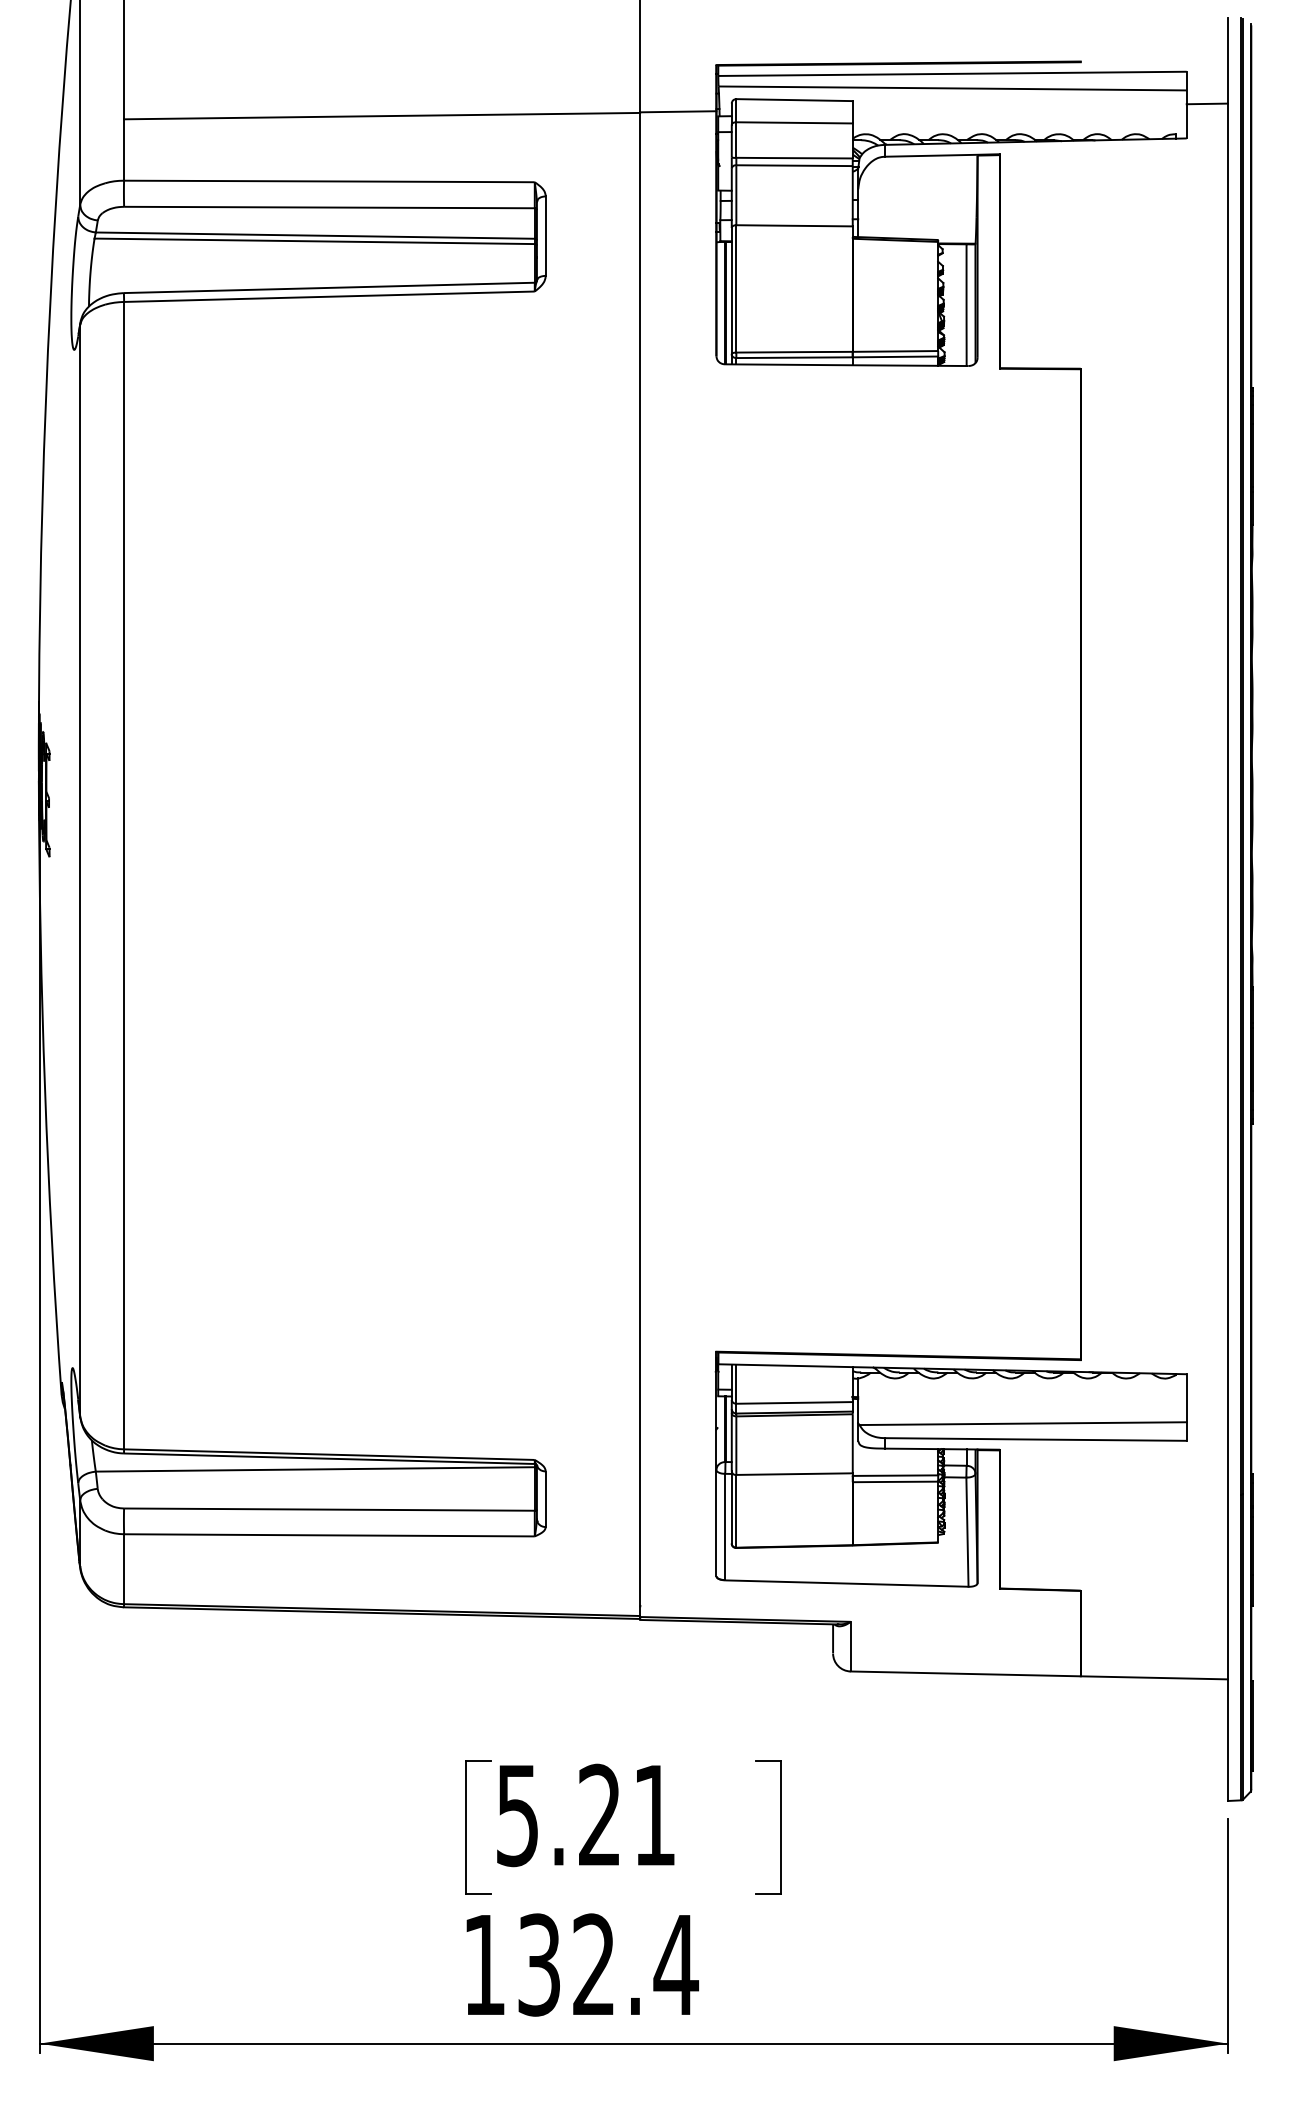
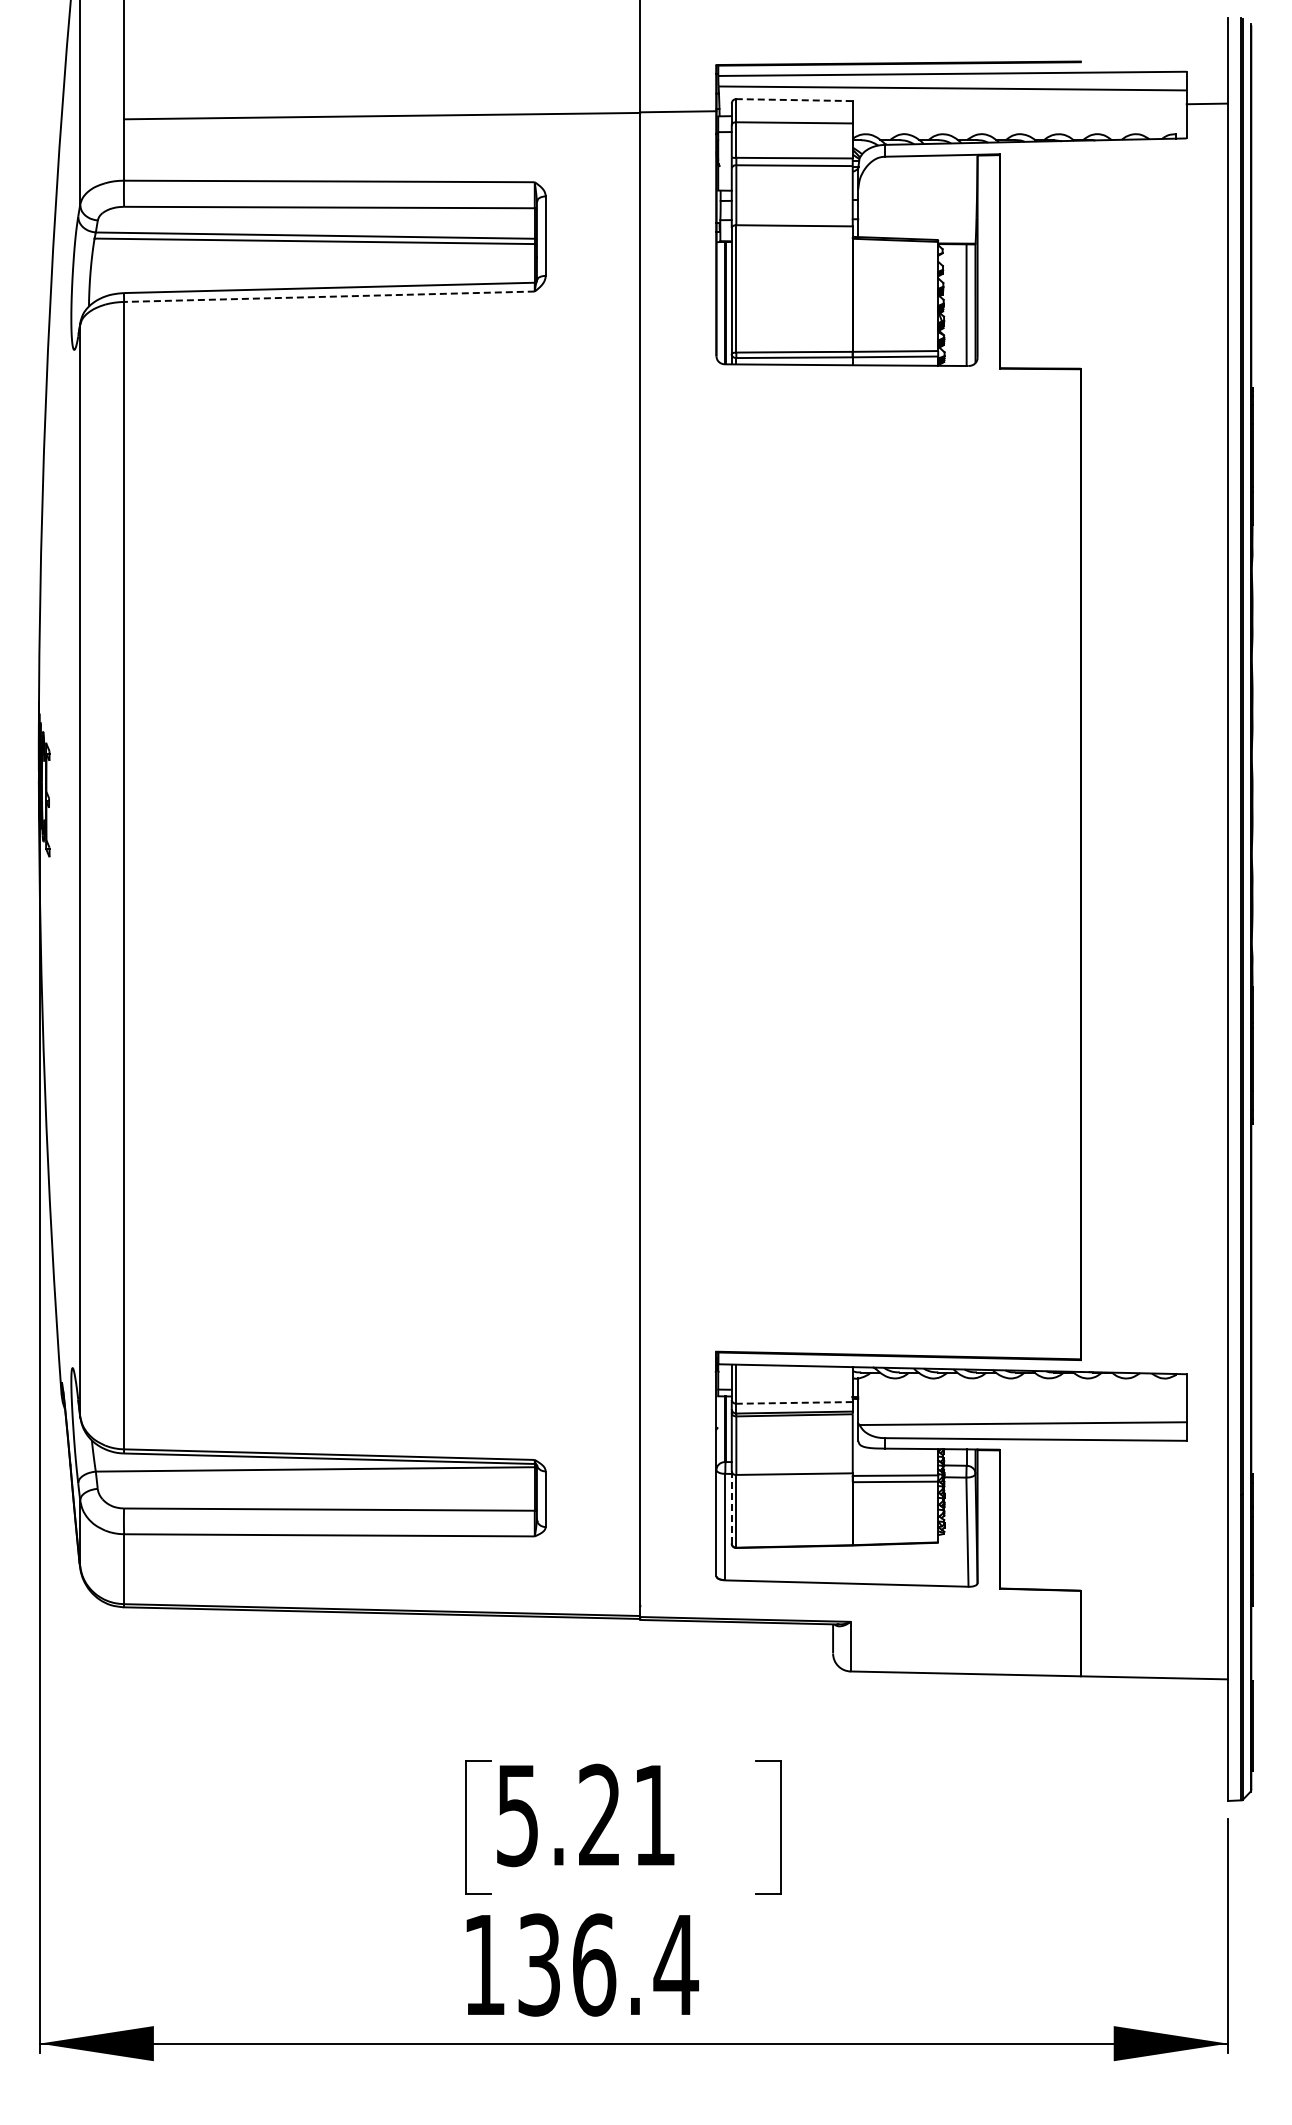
line: solid -> dashed (794, 100)
line: solid -> dashed (328, 296)
line: solid -> dashed (794, 1402)
line: solid -> dashed (731, 1506)
text: 132.4 -> 136.4 (594, 1964)
